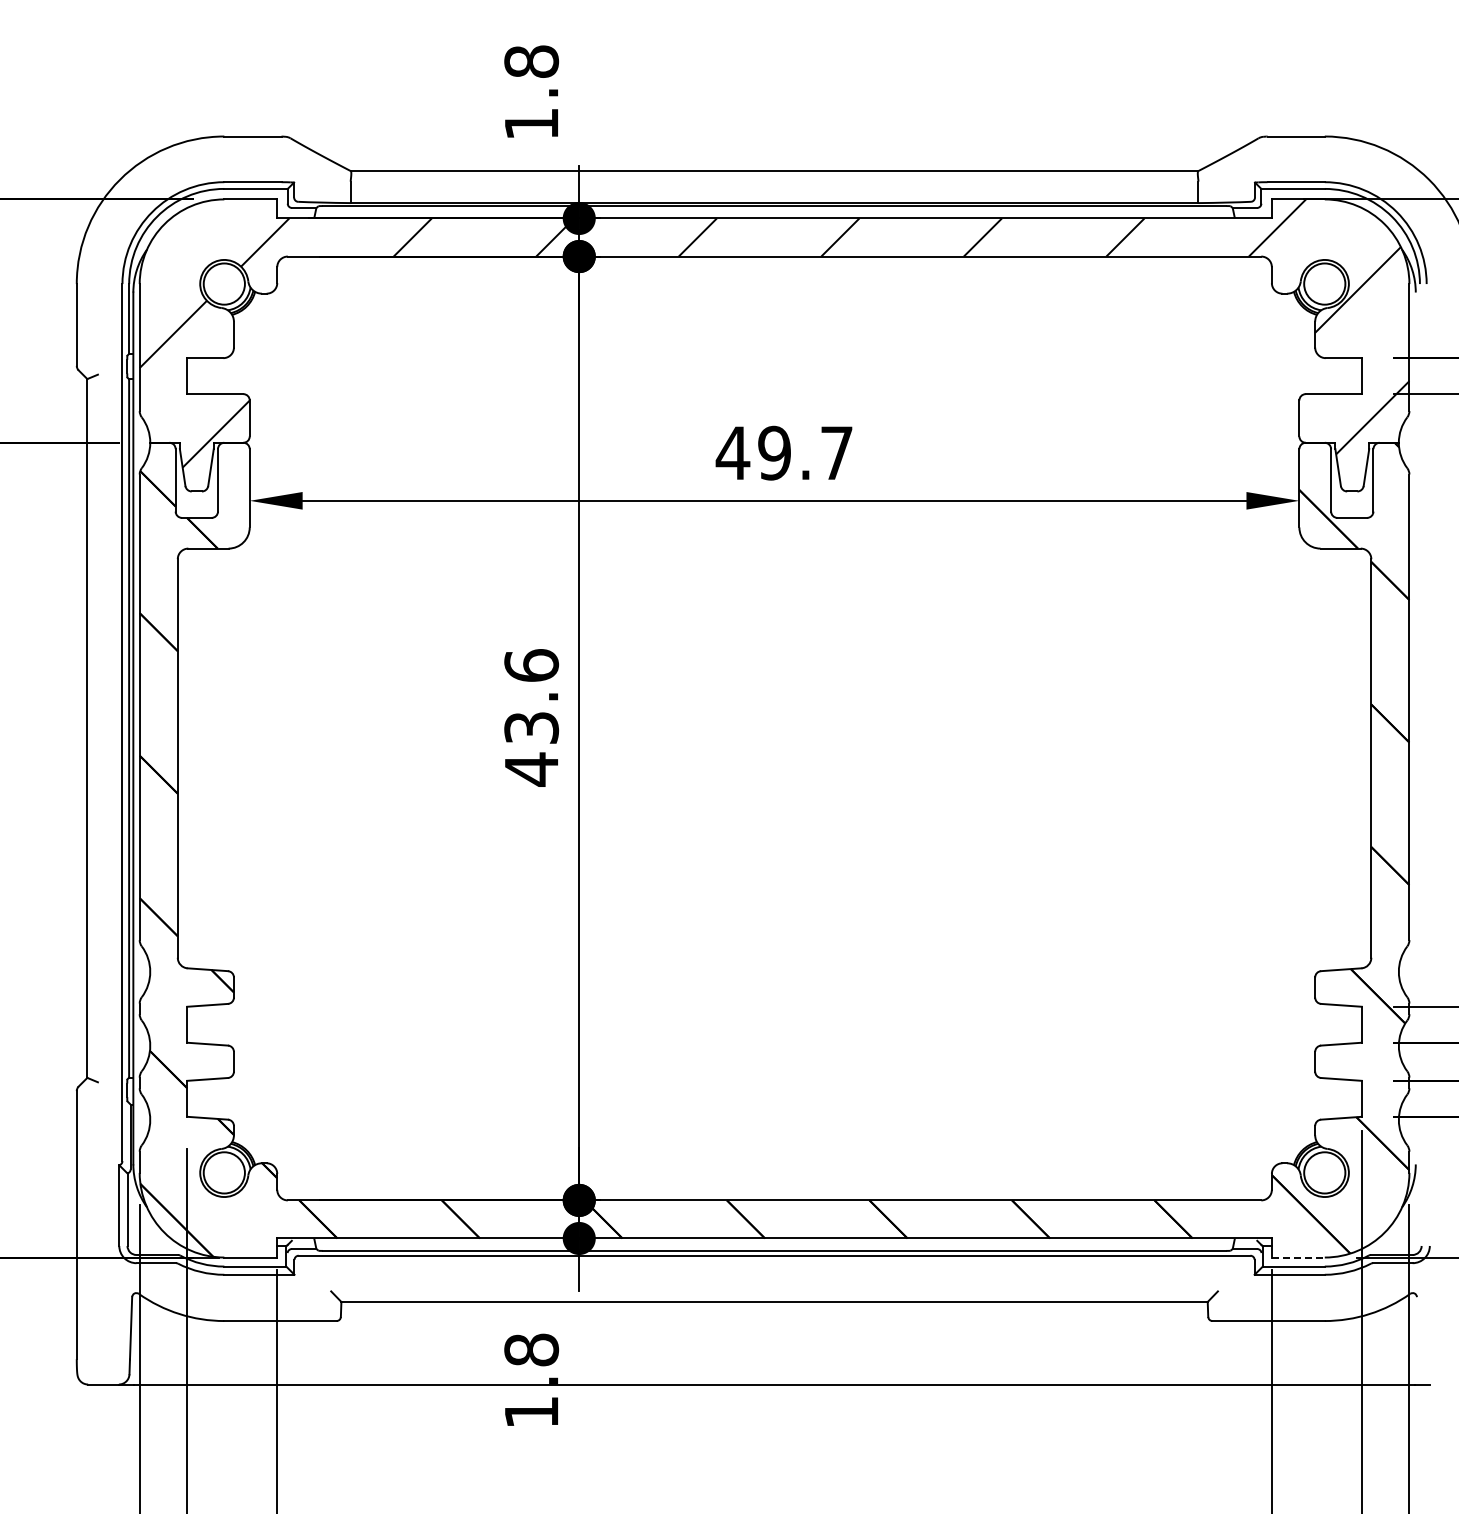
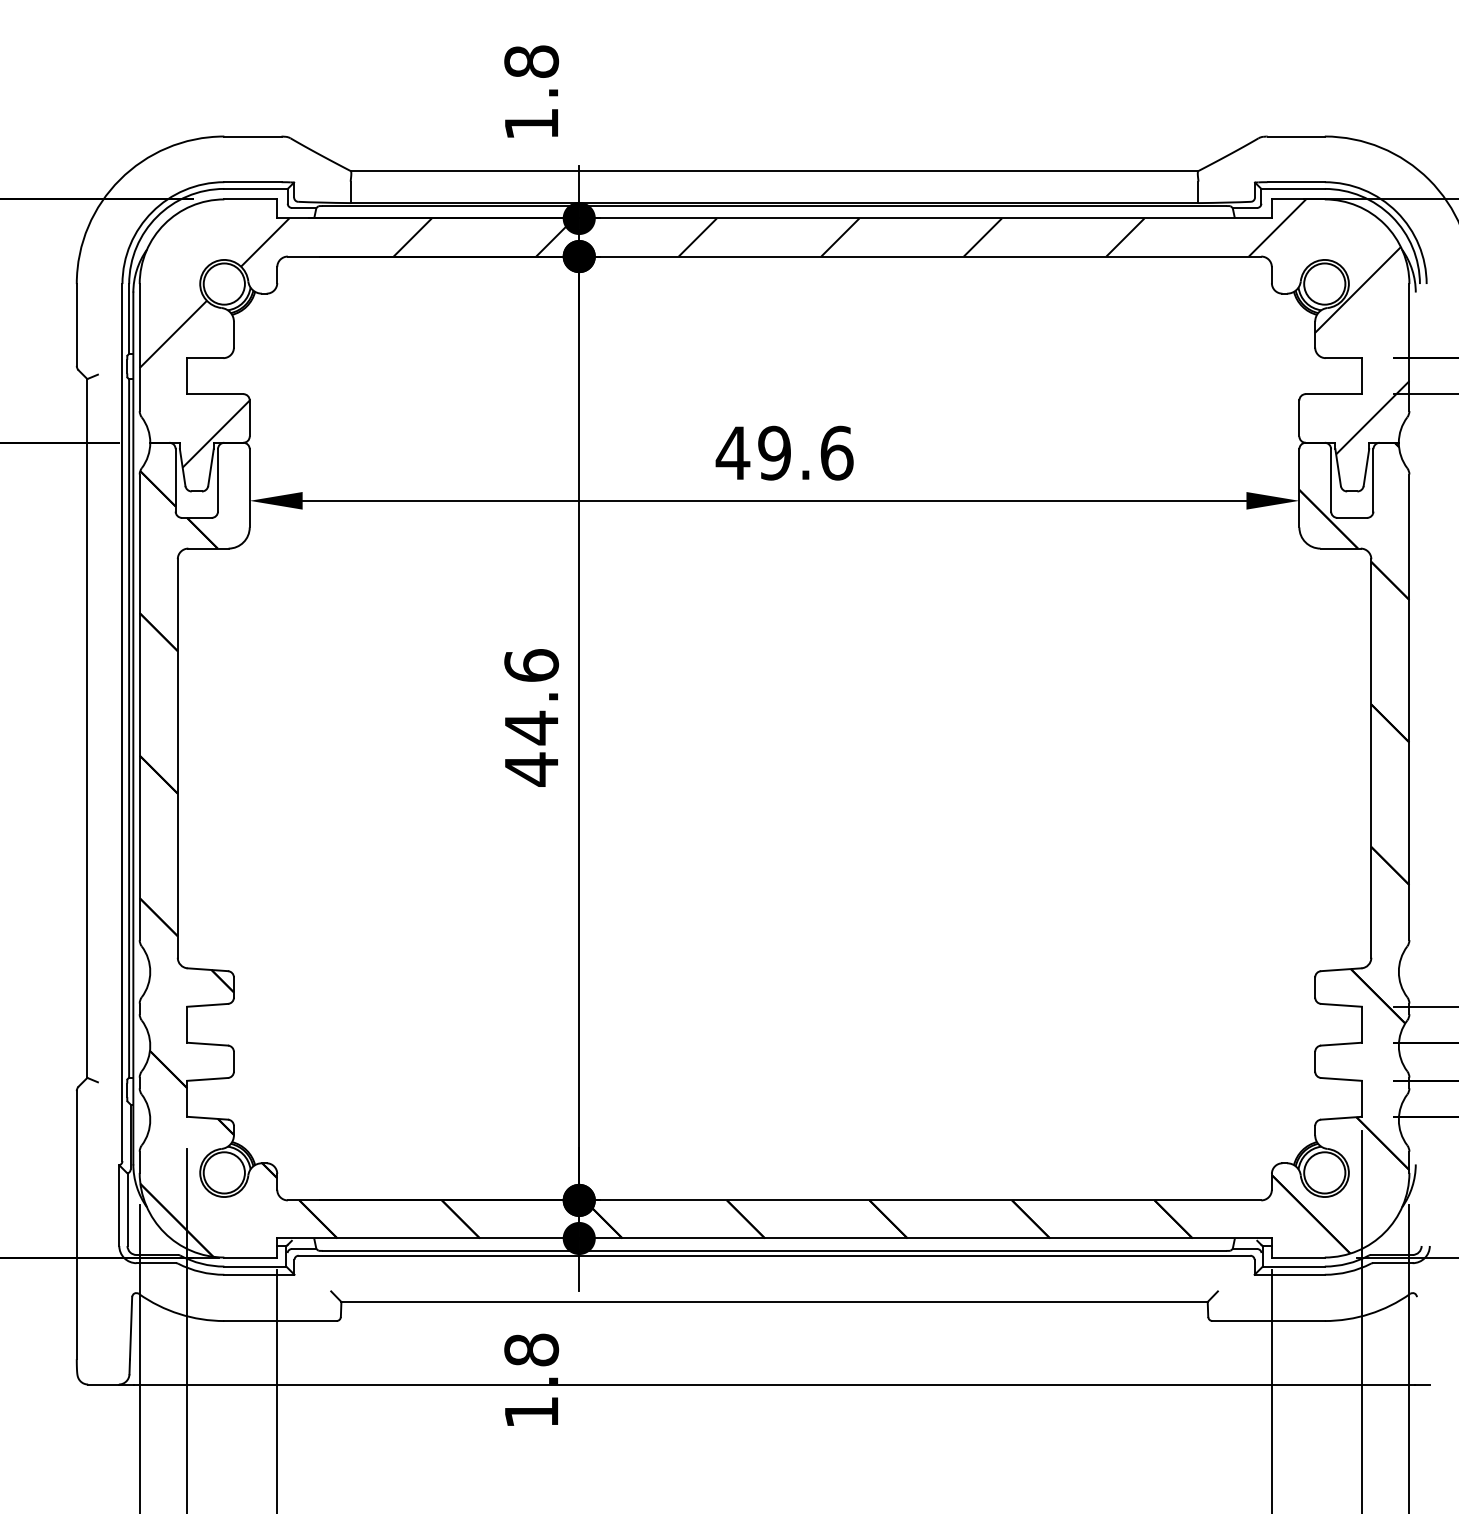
text: 49.7 -> 49.6 (836, 452)
text: 43.6 -> 44.6 (531, 727)
line: dashed -> solid (1298, 1257)
